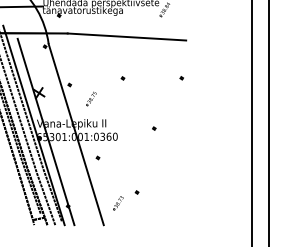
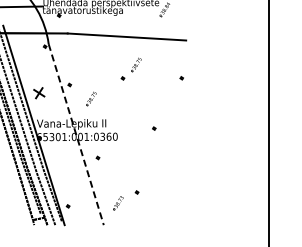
part: none -> present (136, 64)
line: present -> none (252, 122)
line: present -> none (45, 131)
line: solid -> dashed (76, 134)
